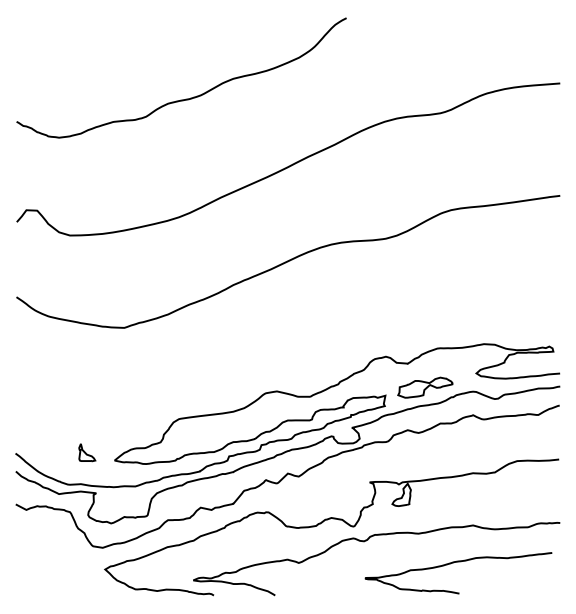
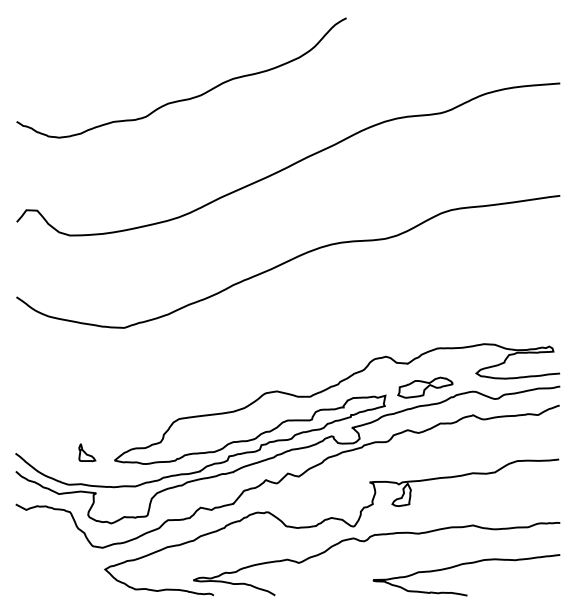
curve position: (458, 562) -> (466, 564) (466, 564)
